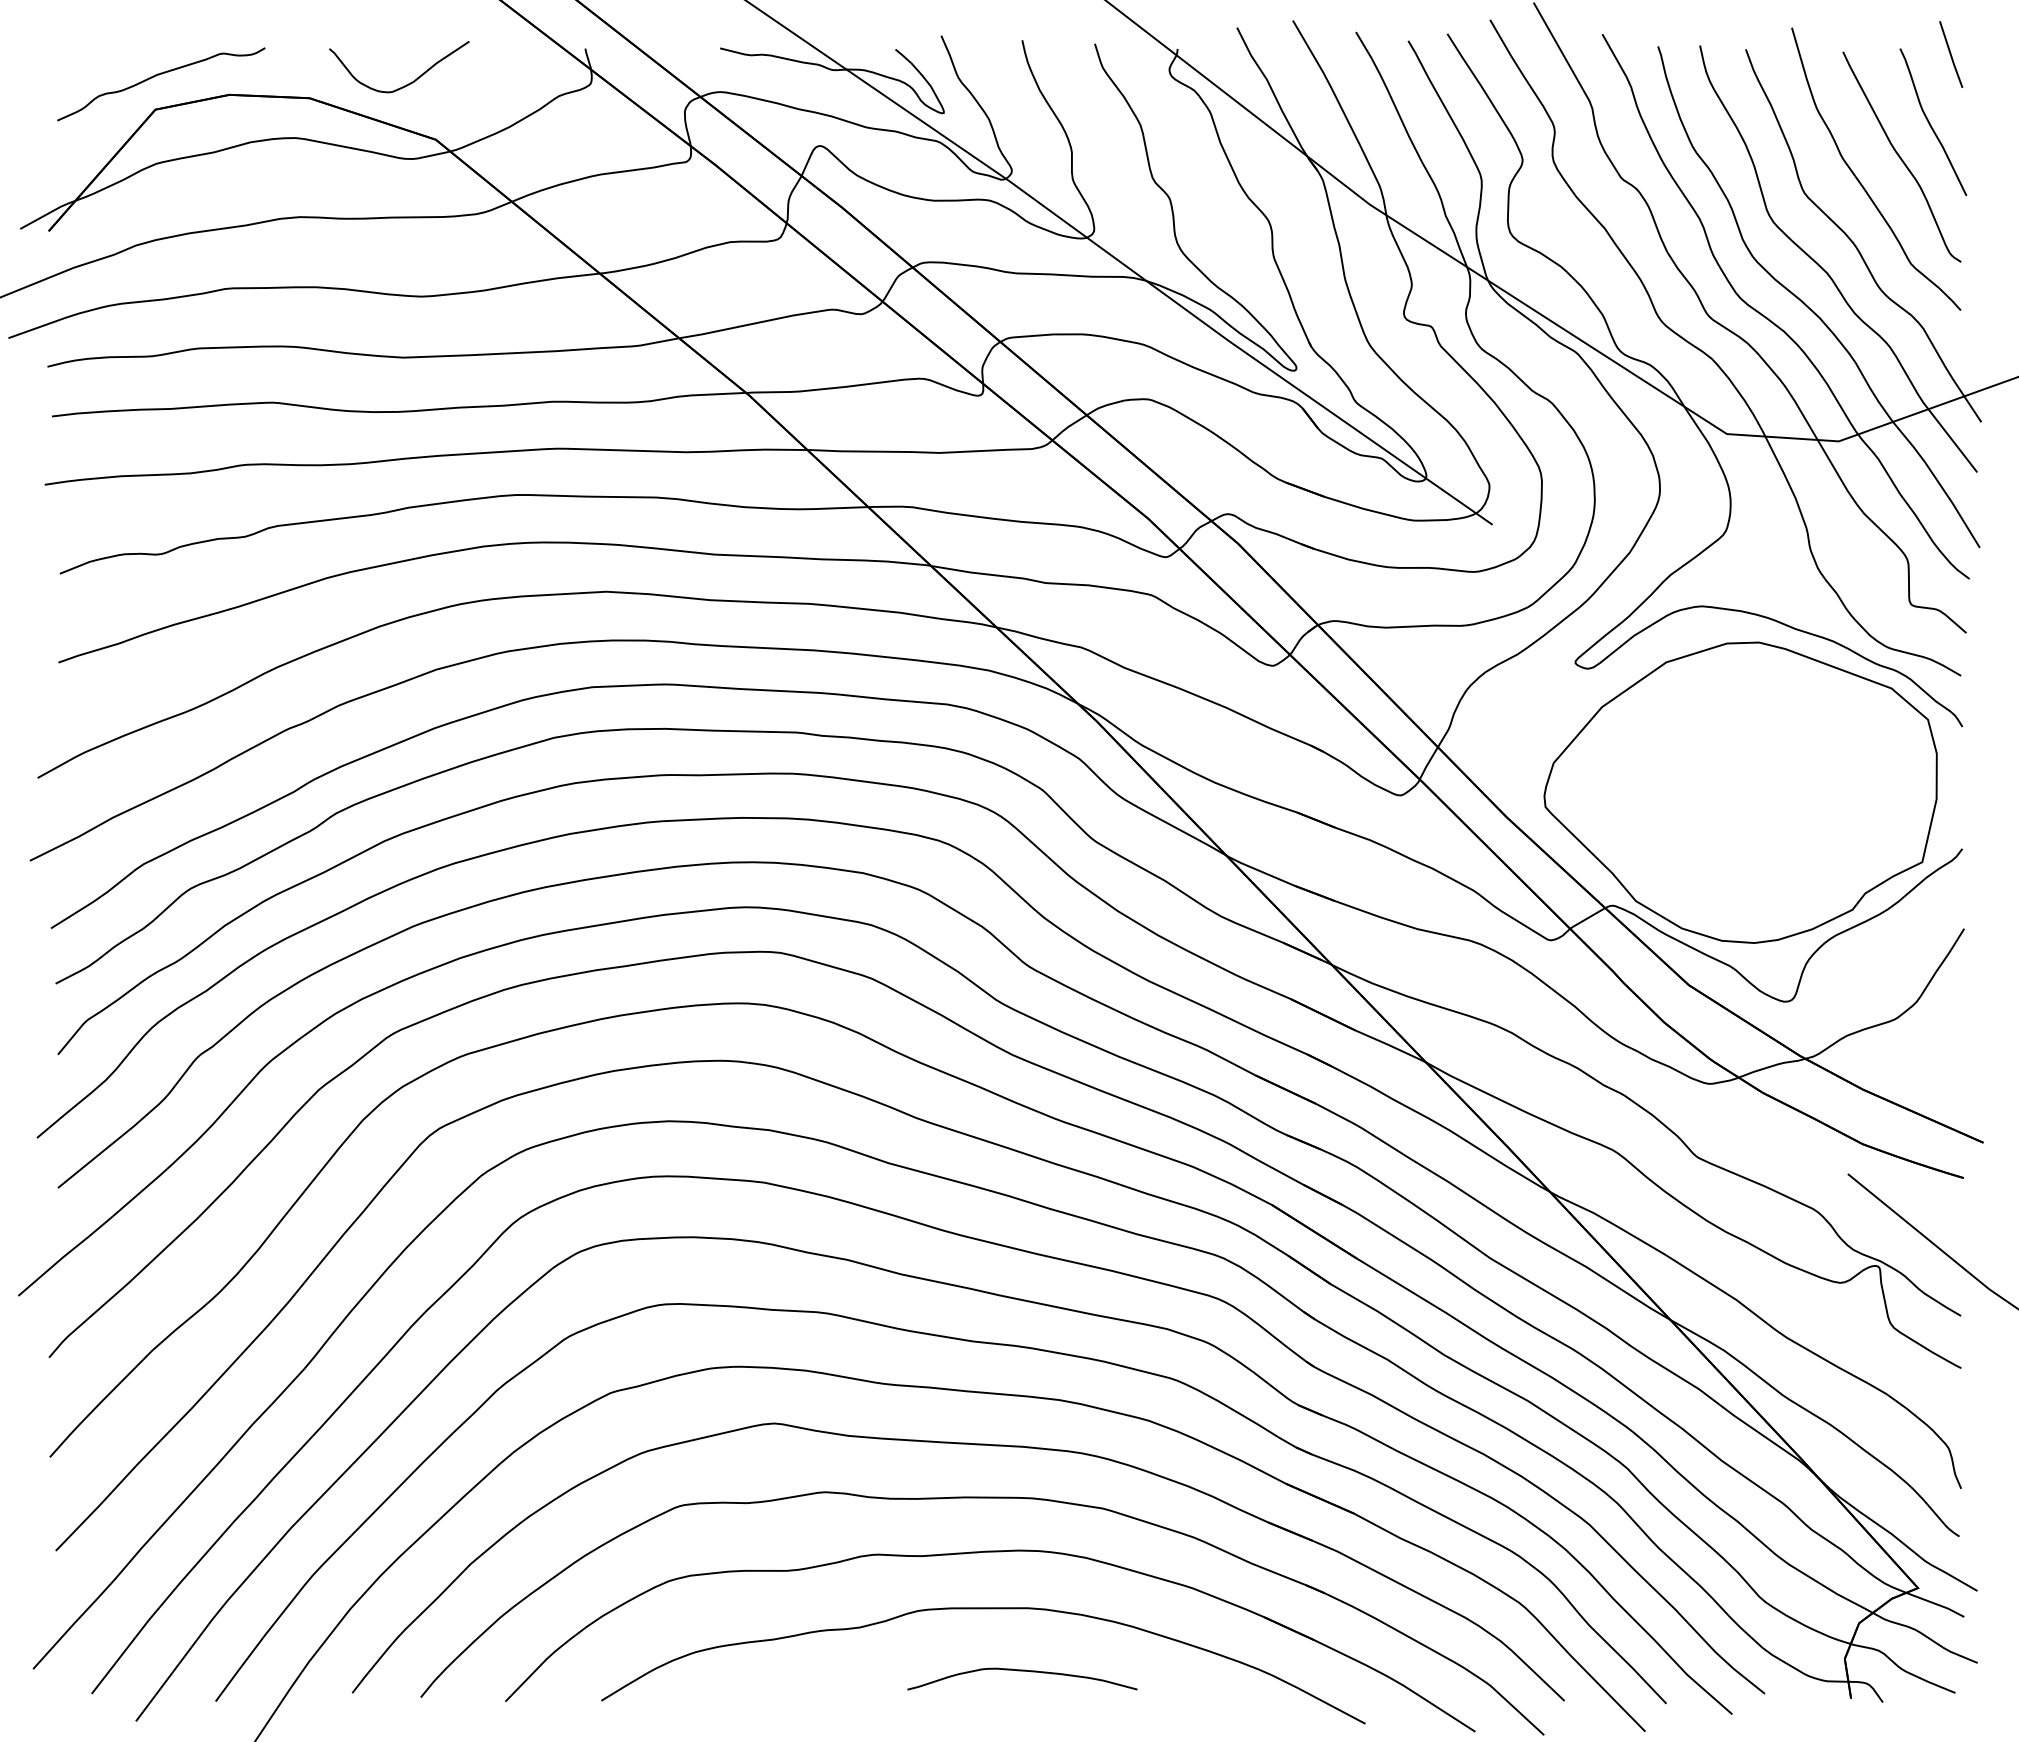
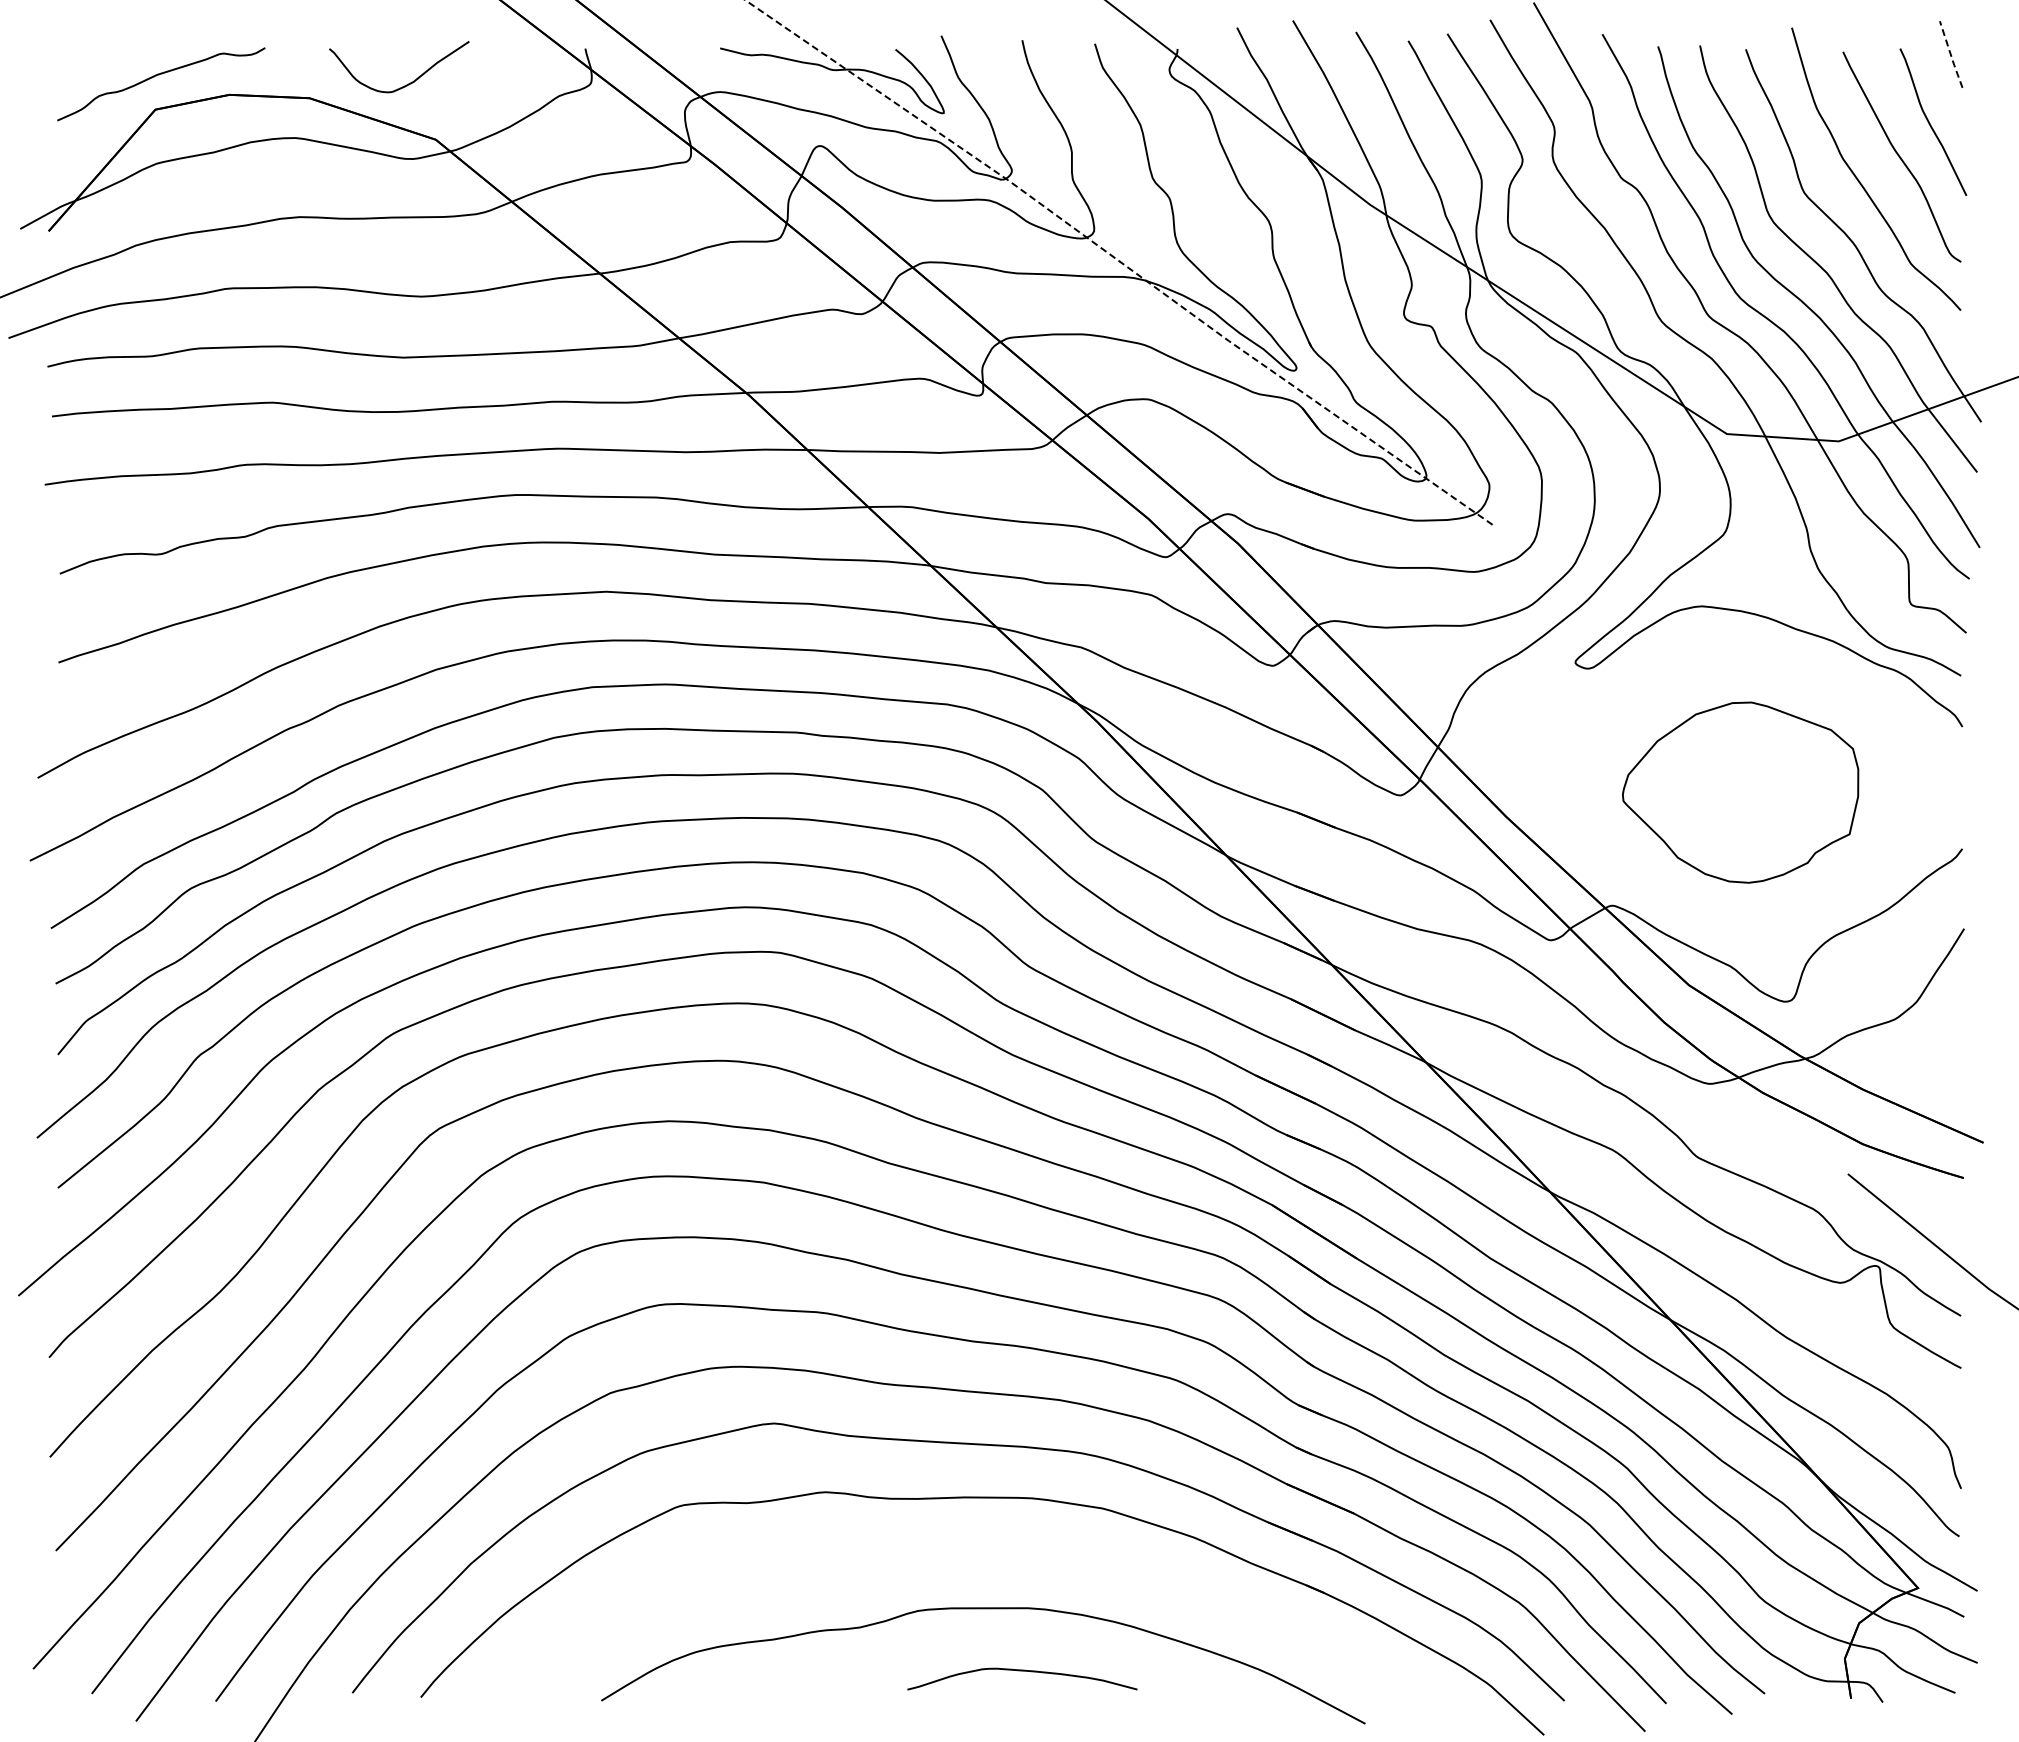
line: solid -> dashed (1950, 54)
line: solid -> dashed (1119, 261)
part size: 395x303 px -> 238x183 px (1740, 792)
part: present -> none (978, 1553)
